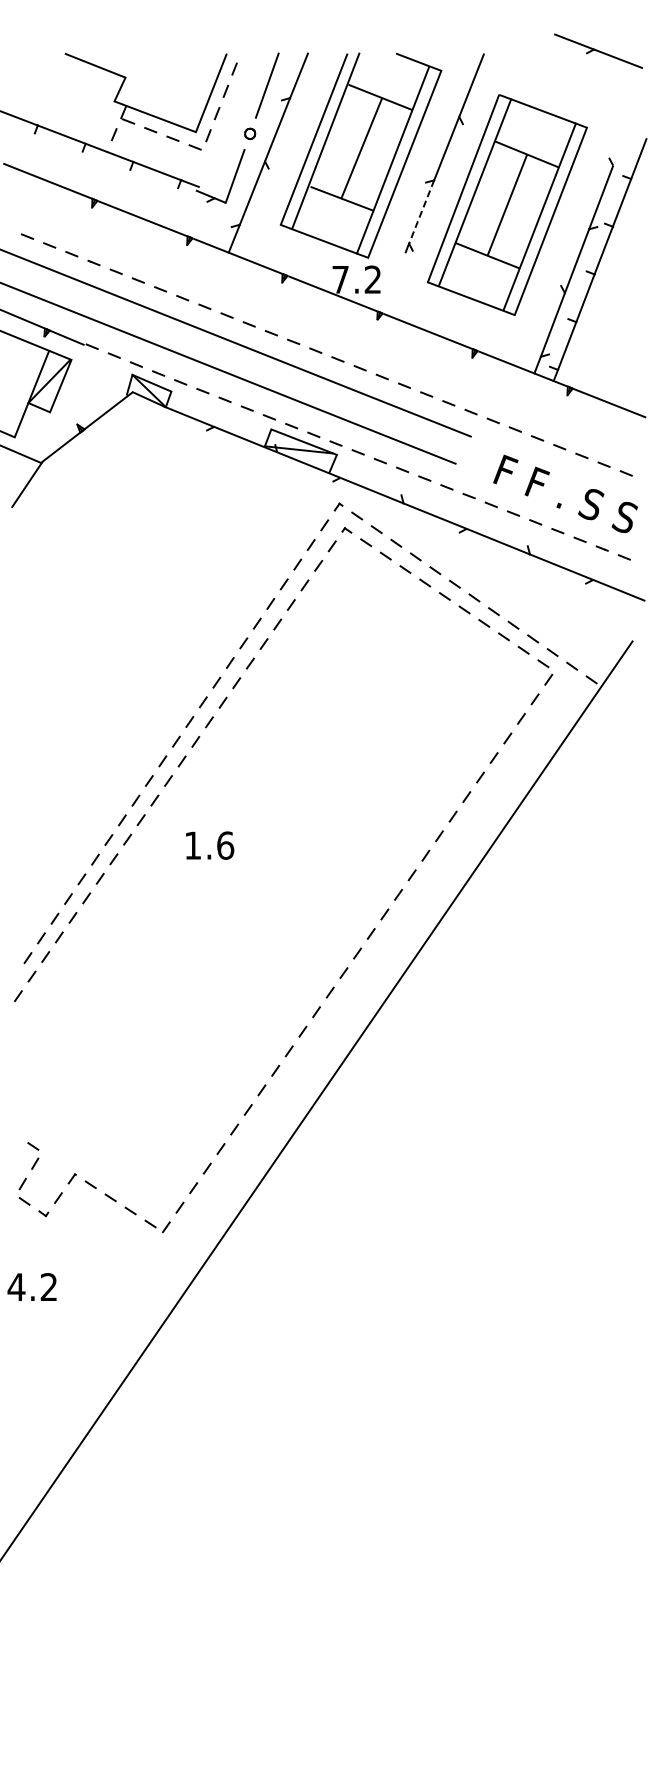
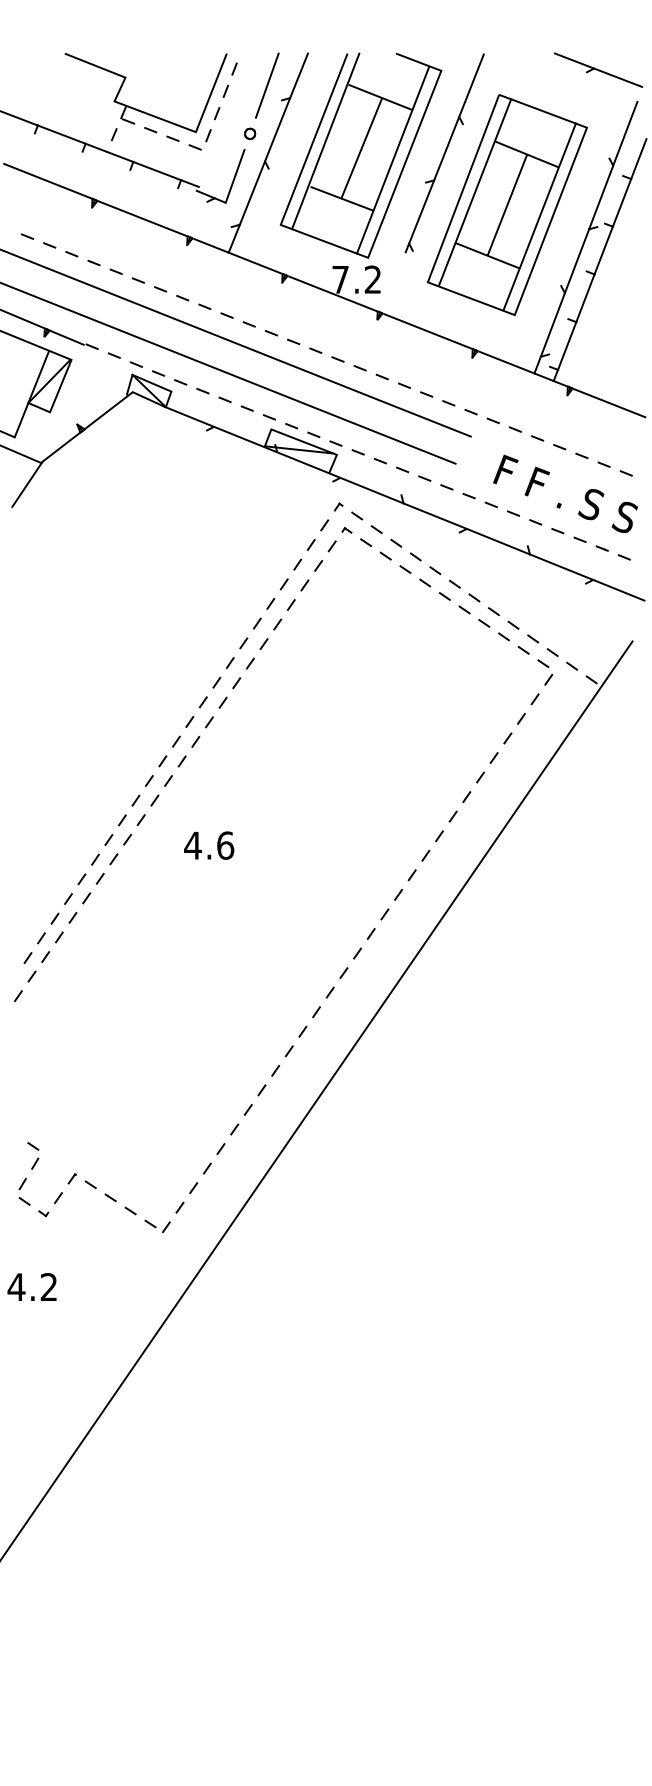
part position: (598, 50) -> (598, 69) (598, 69)
line: none -> present (625, 133)
line: dashed -> solid (421, 213)
text: 1.6 -> 4.6 (192, 845)
